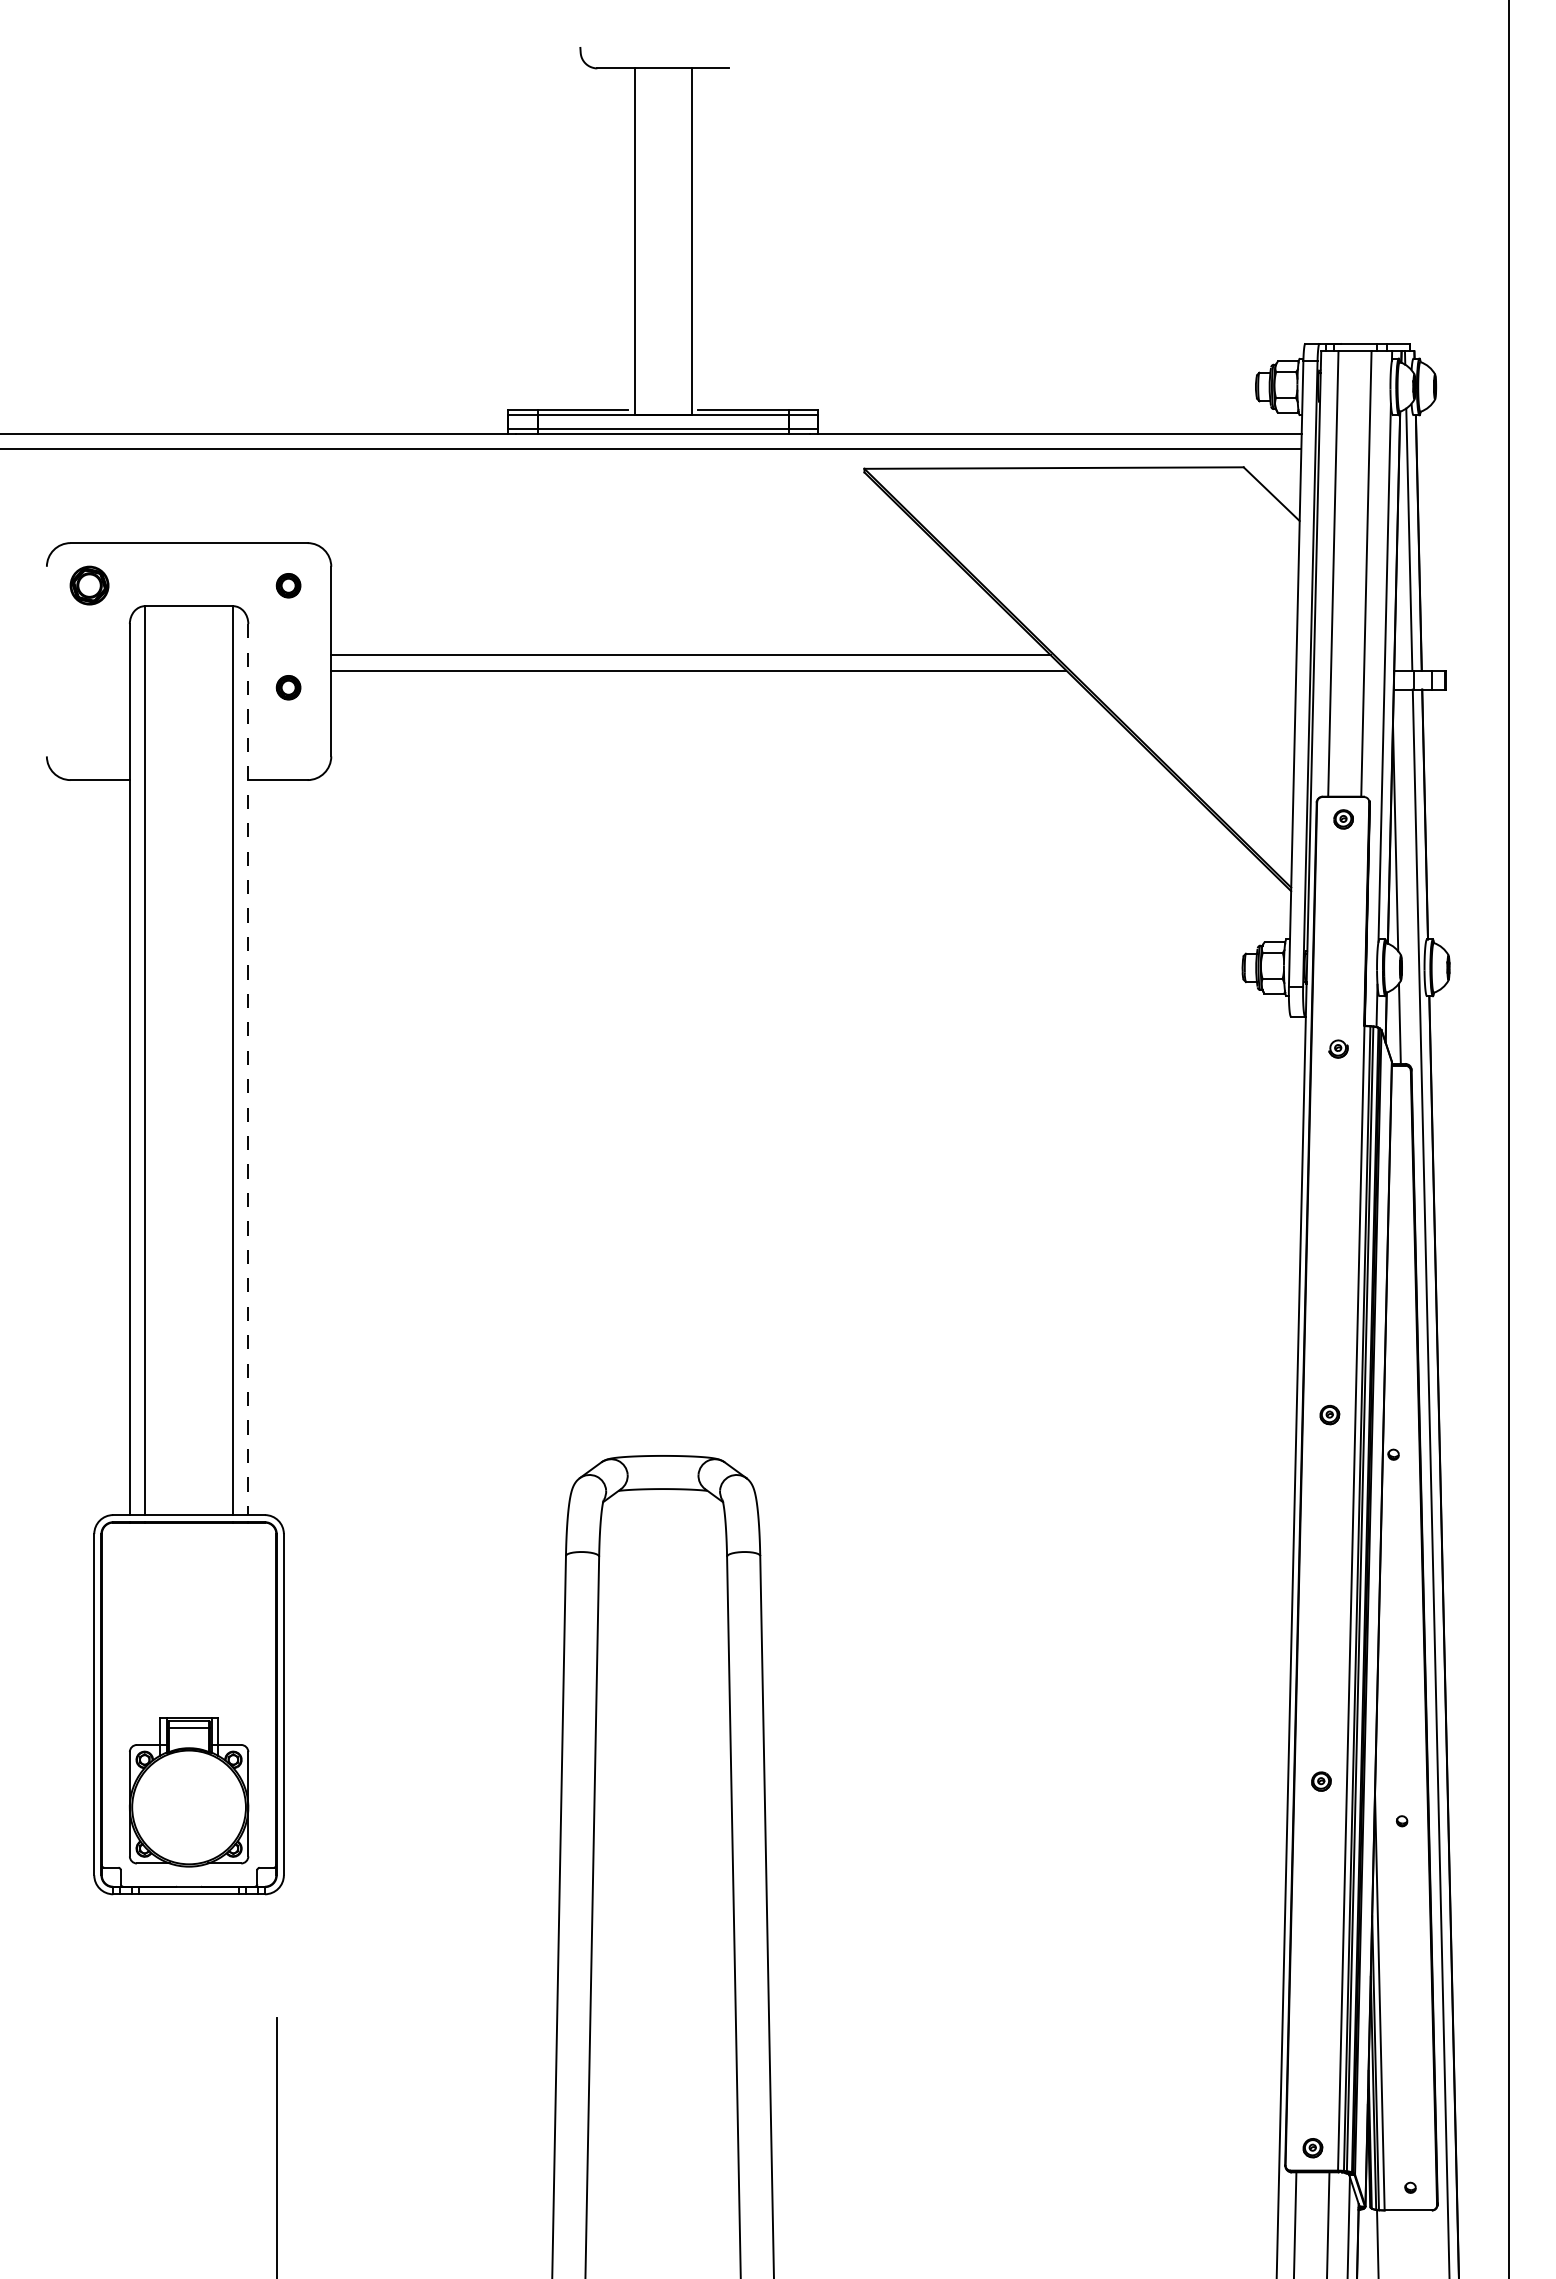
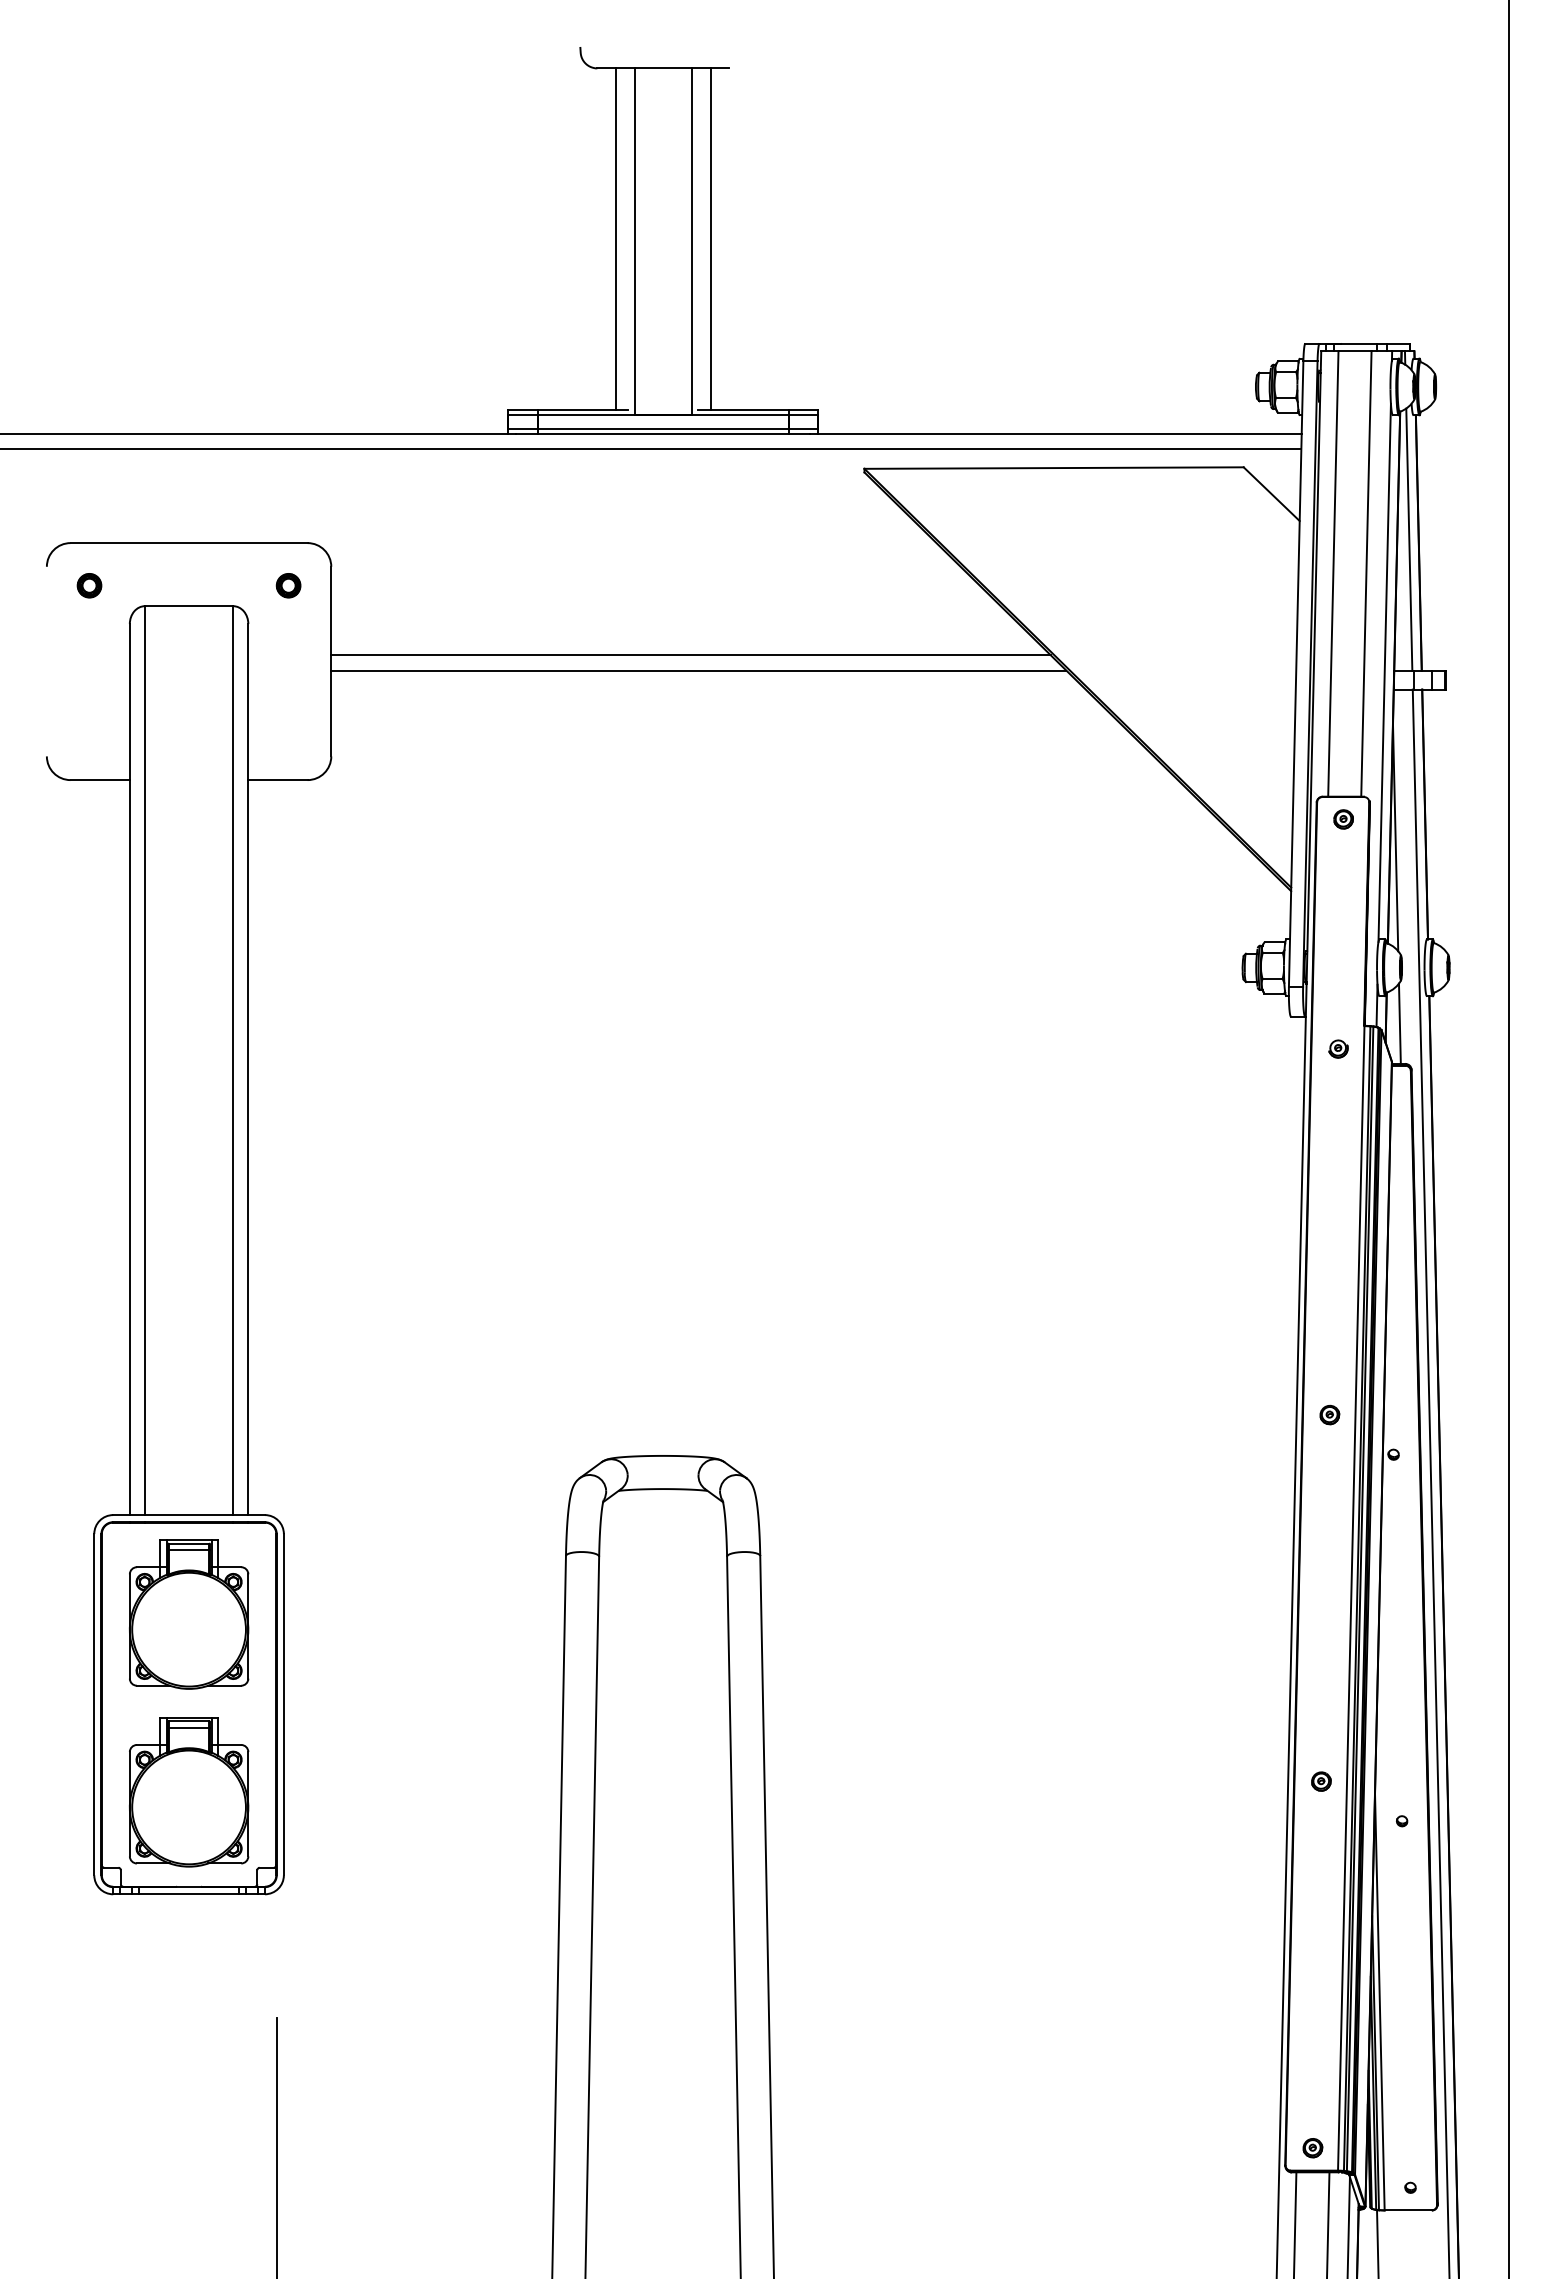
line: none -> present (615, 238)
line: none -> present (710, 238)
part size: 41x41 px -> 27x26 px (89, 585)
part: present -> none (288, 687)
line: dashed -> solid (248, 1069)
part: none -> present (189, 1614)
